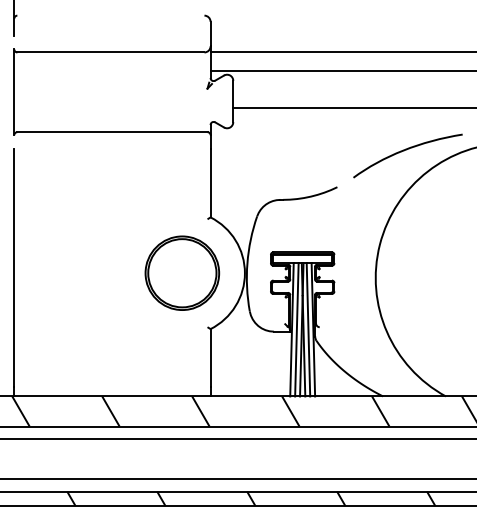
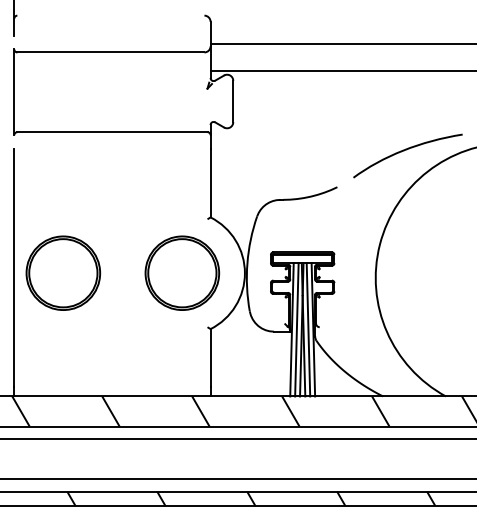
line position: (341, 52) -> (341, 44) (341, 44)
line: present -> none (353, 107)
part: none -> present (63, 272)
